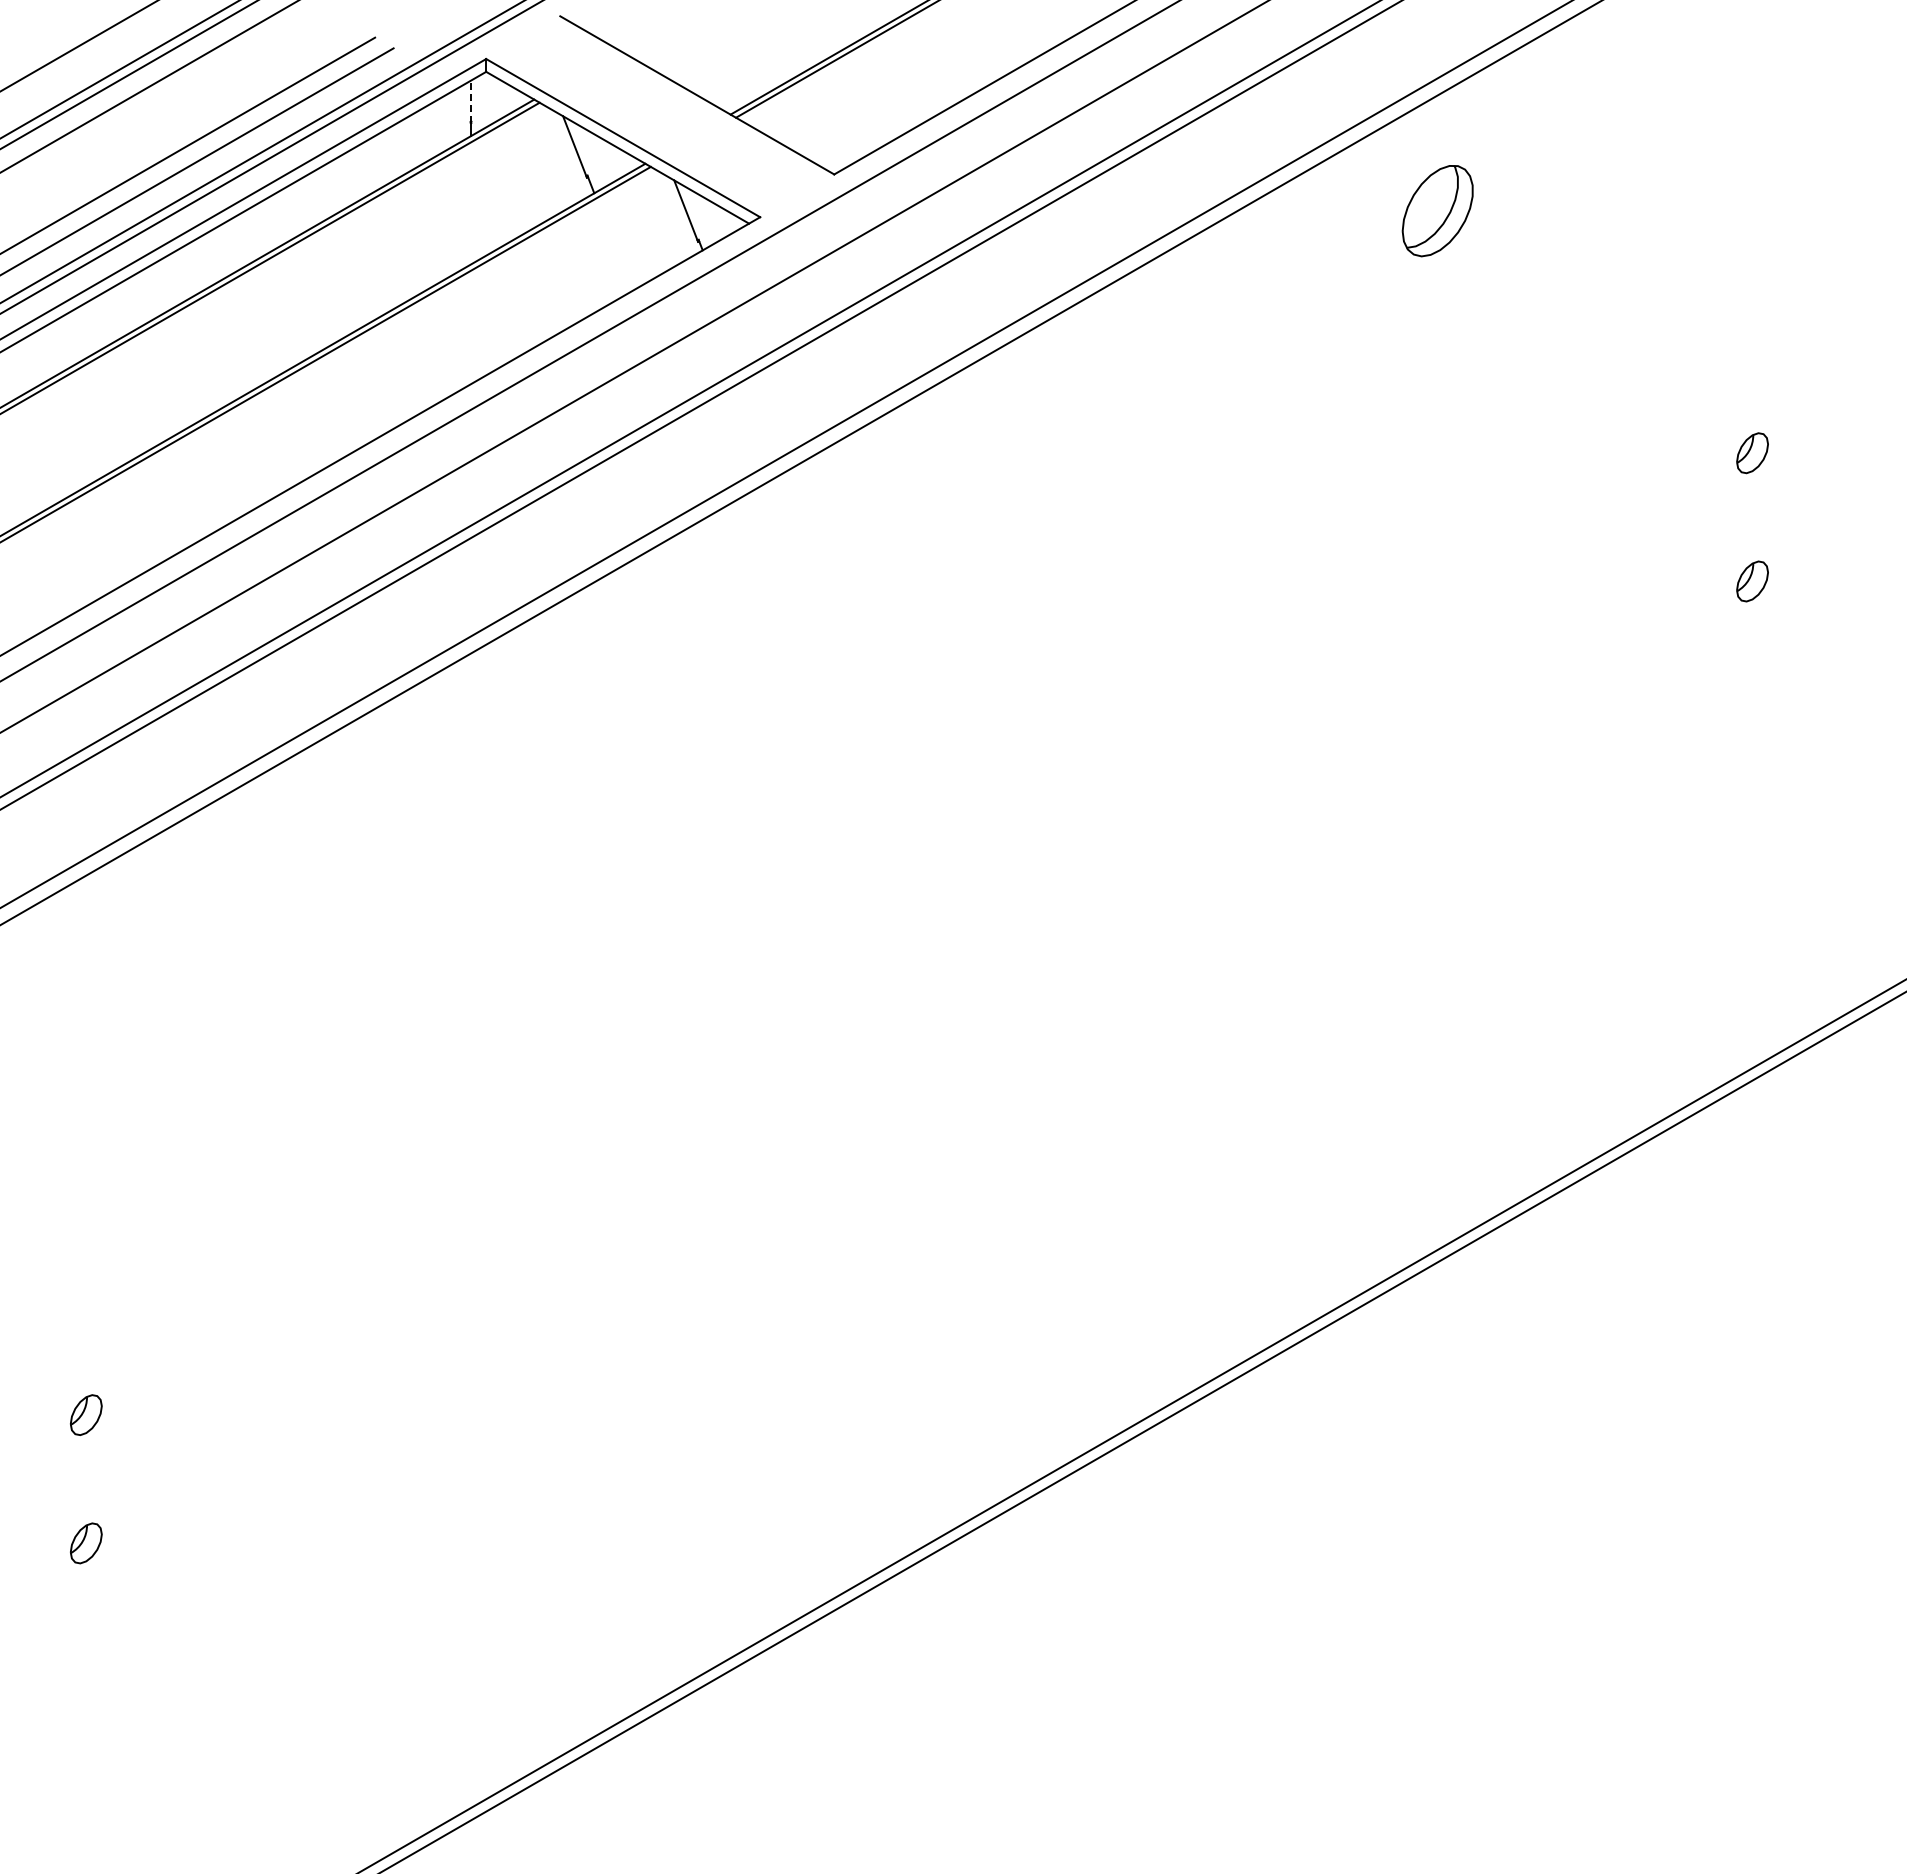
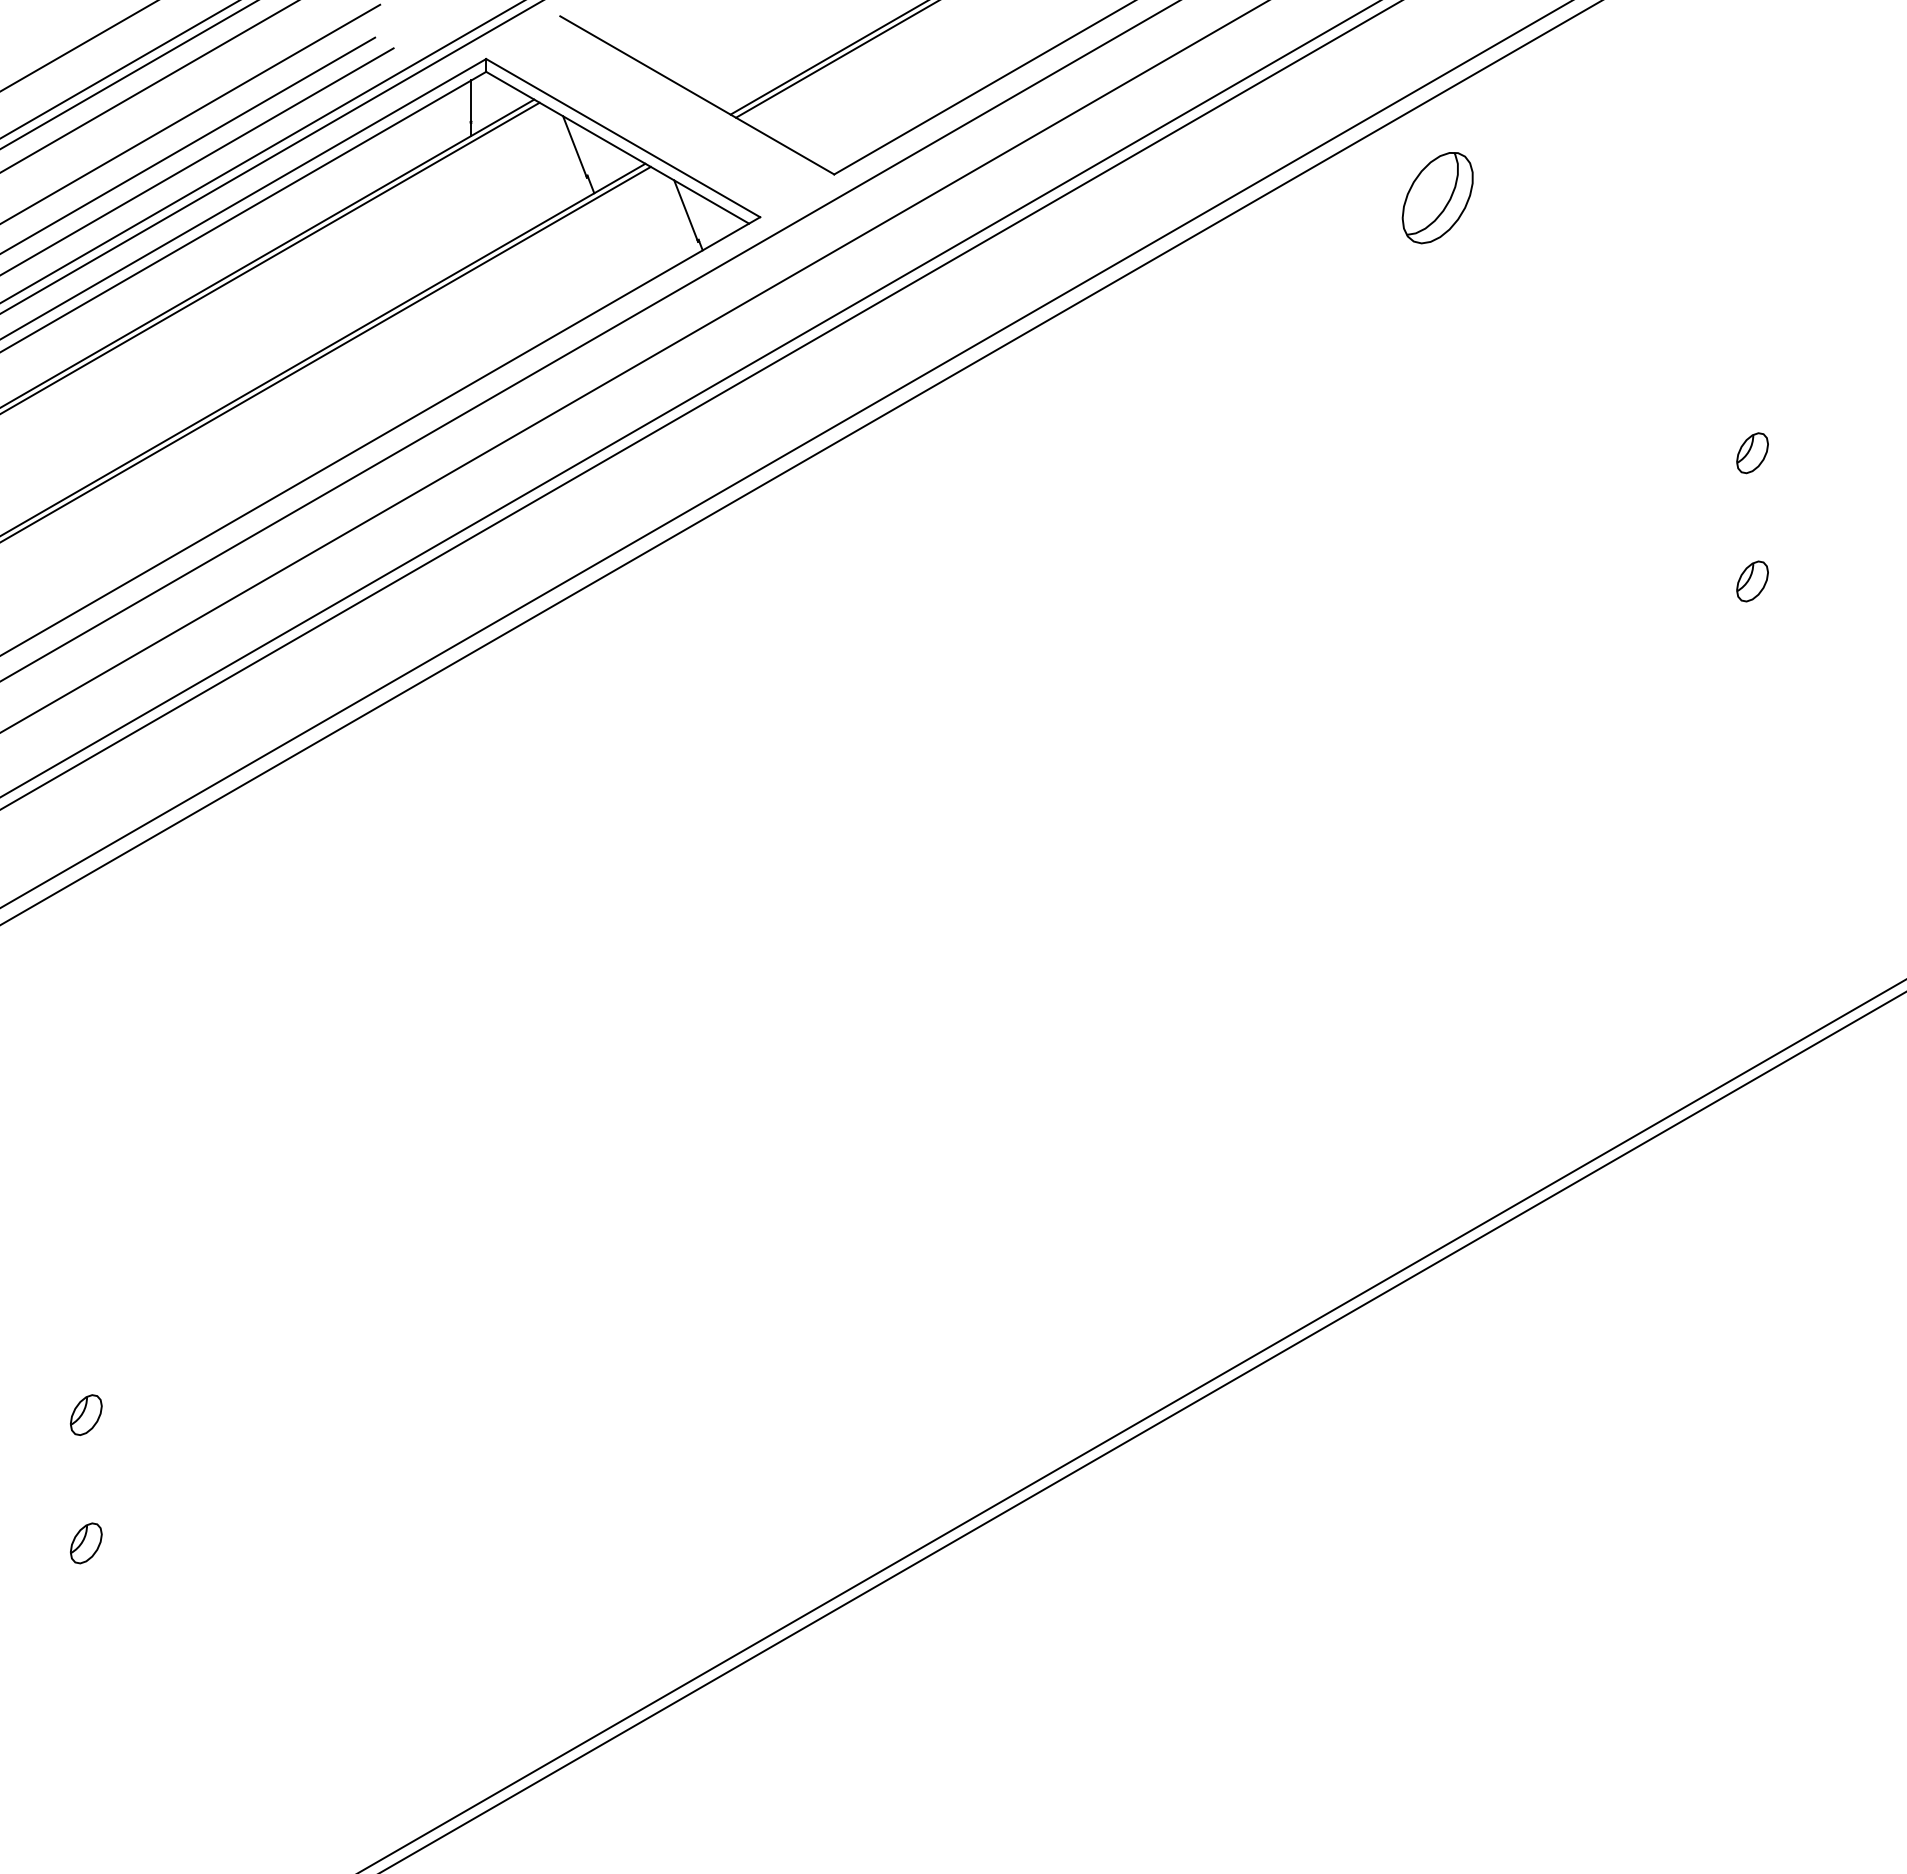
line: dashed -> solid (471, 101)
line: none -> present (191, 113)
part position: (1437, 211) -> (1437, 198) (1437, 198)
